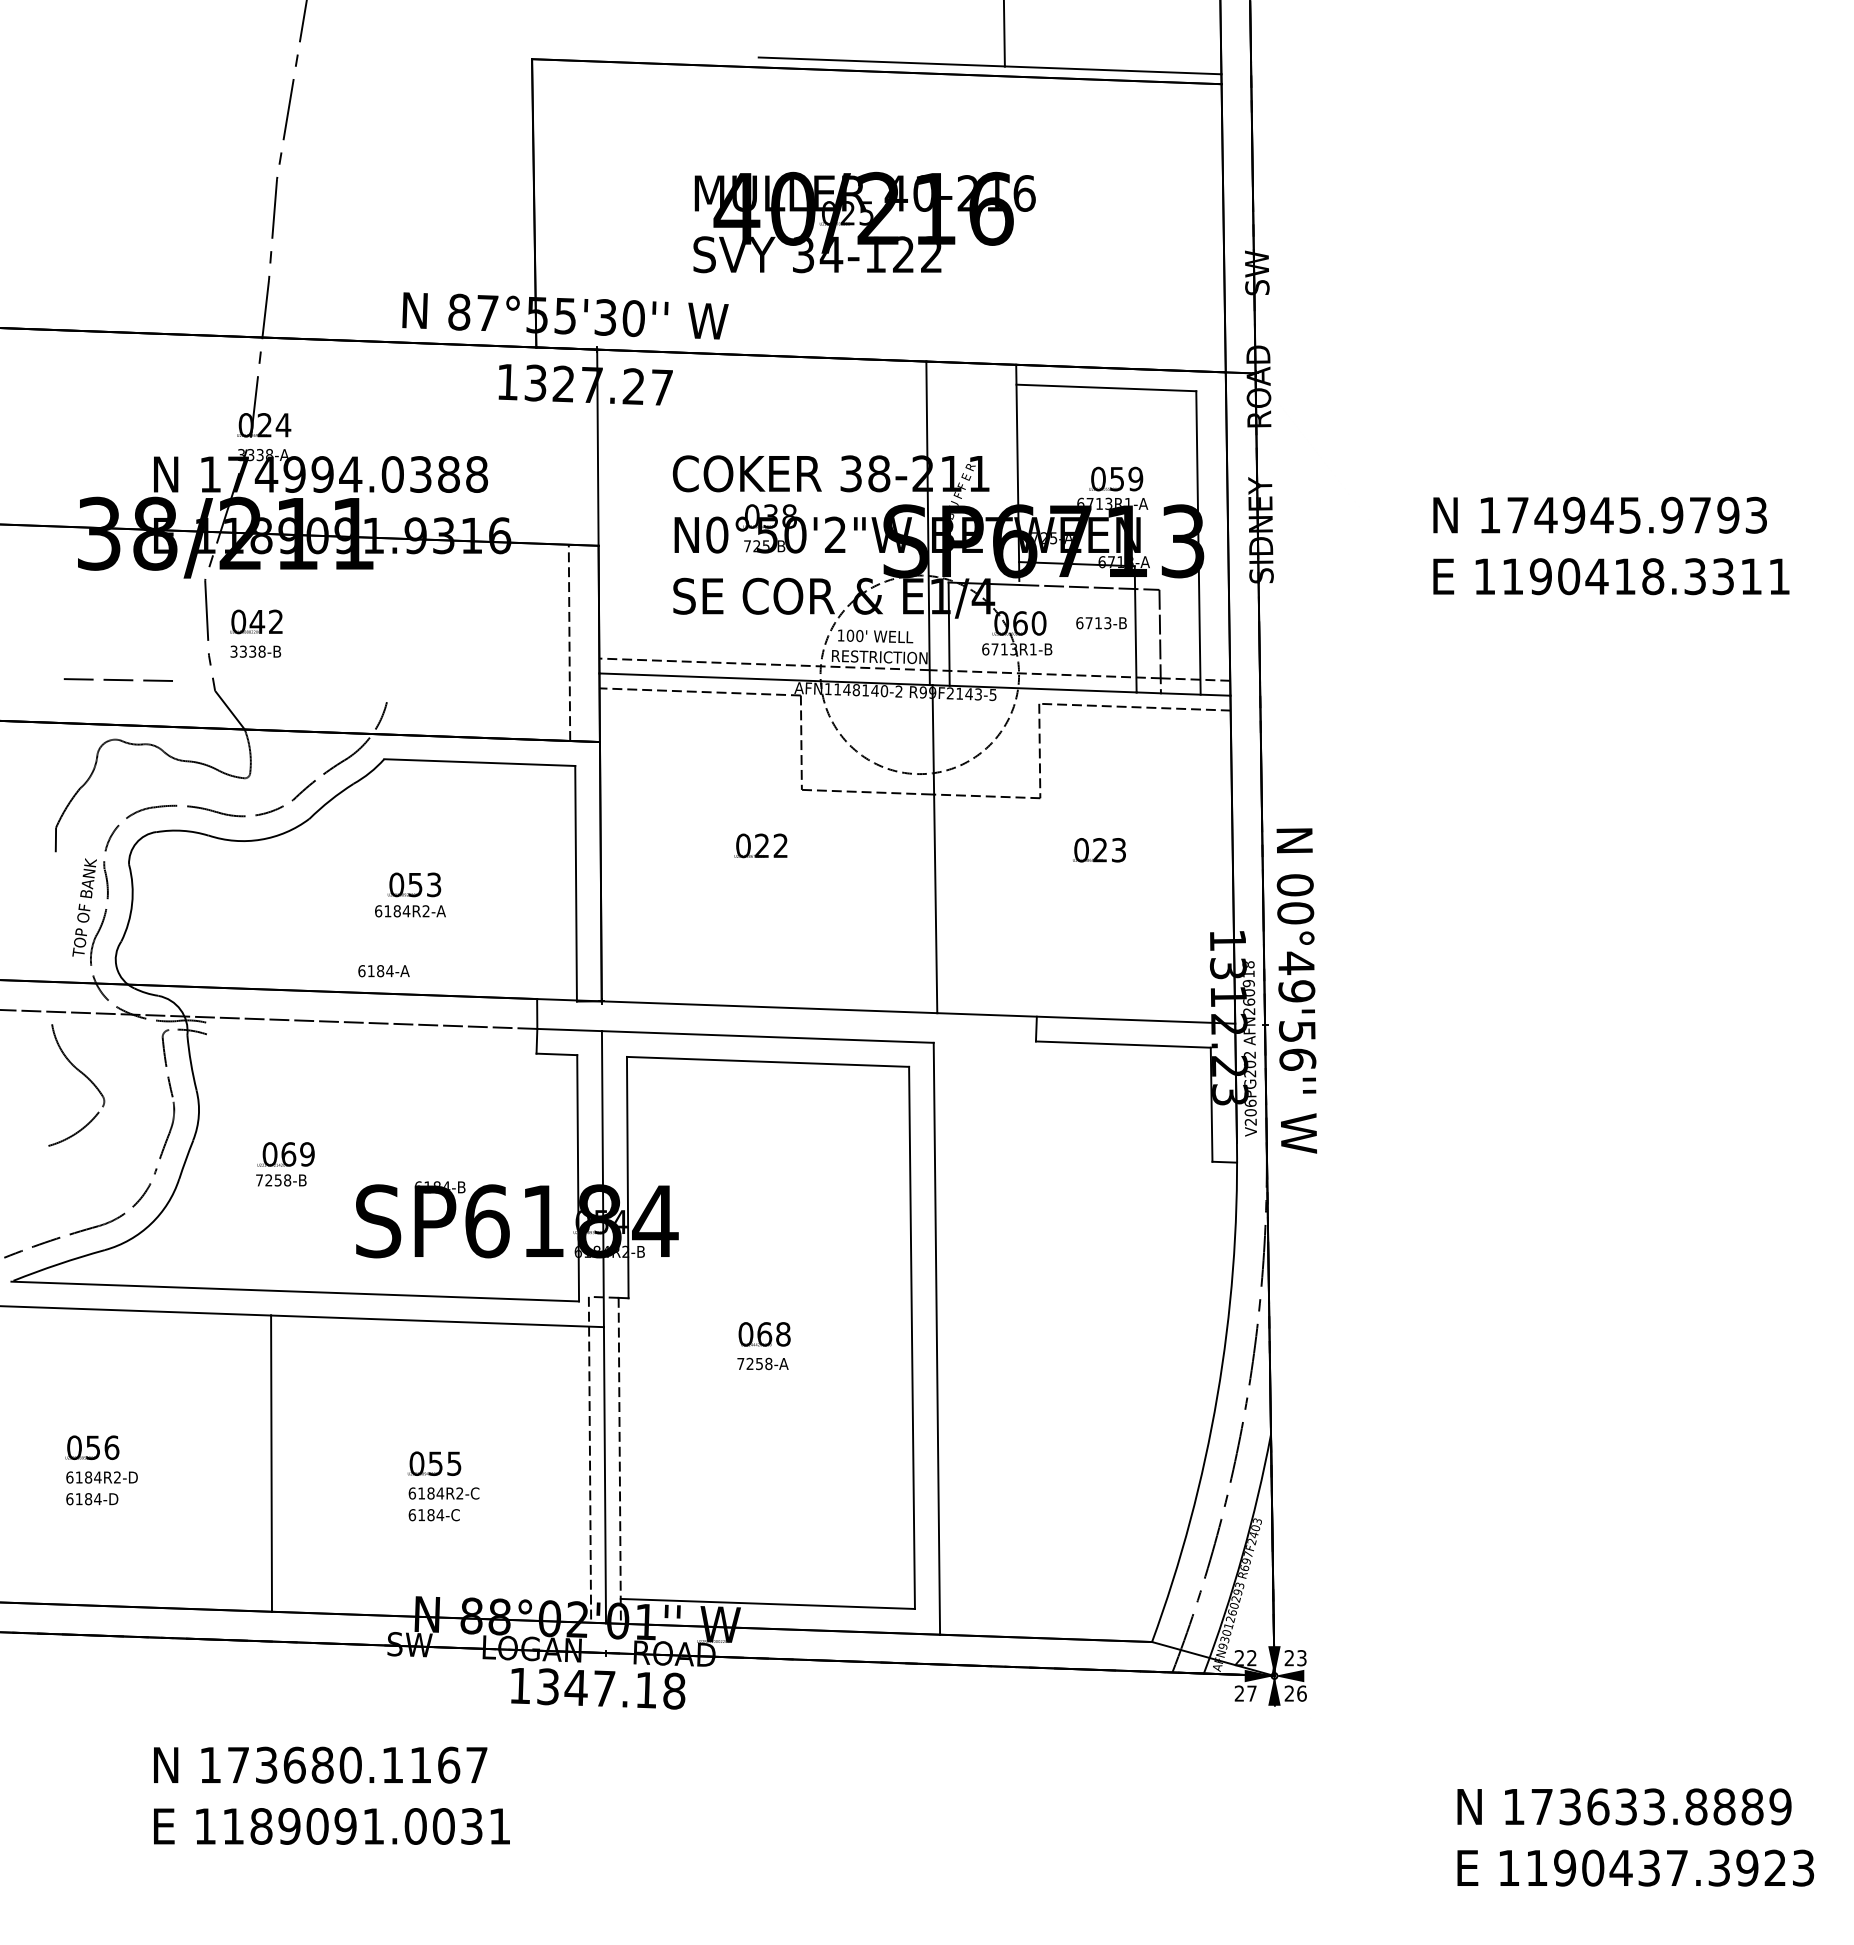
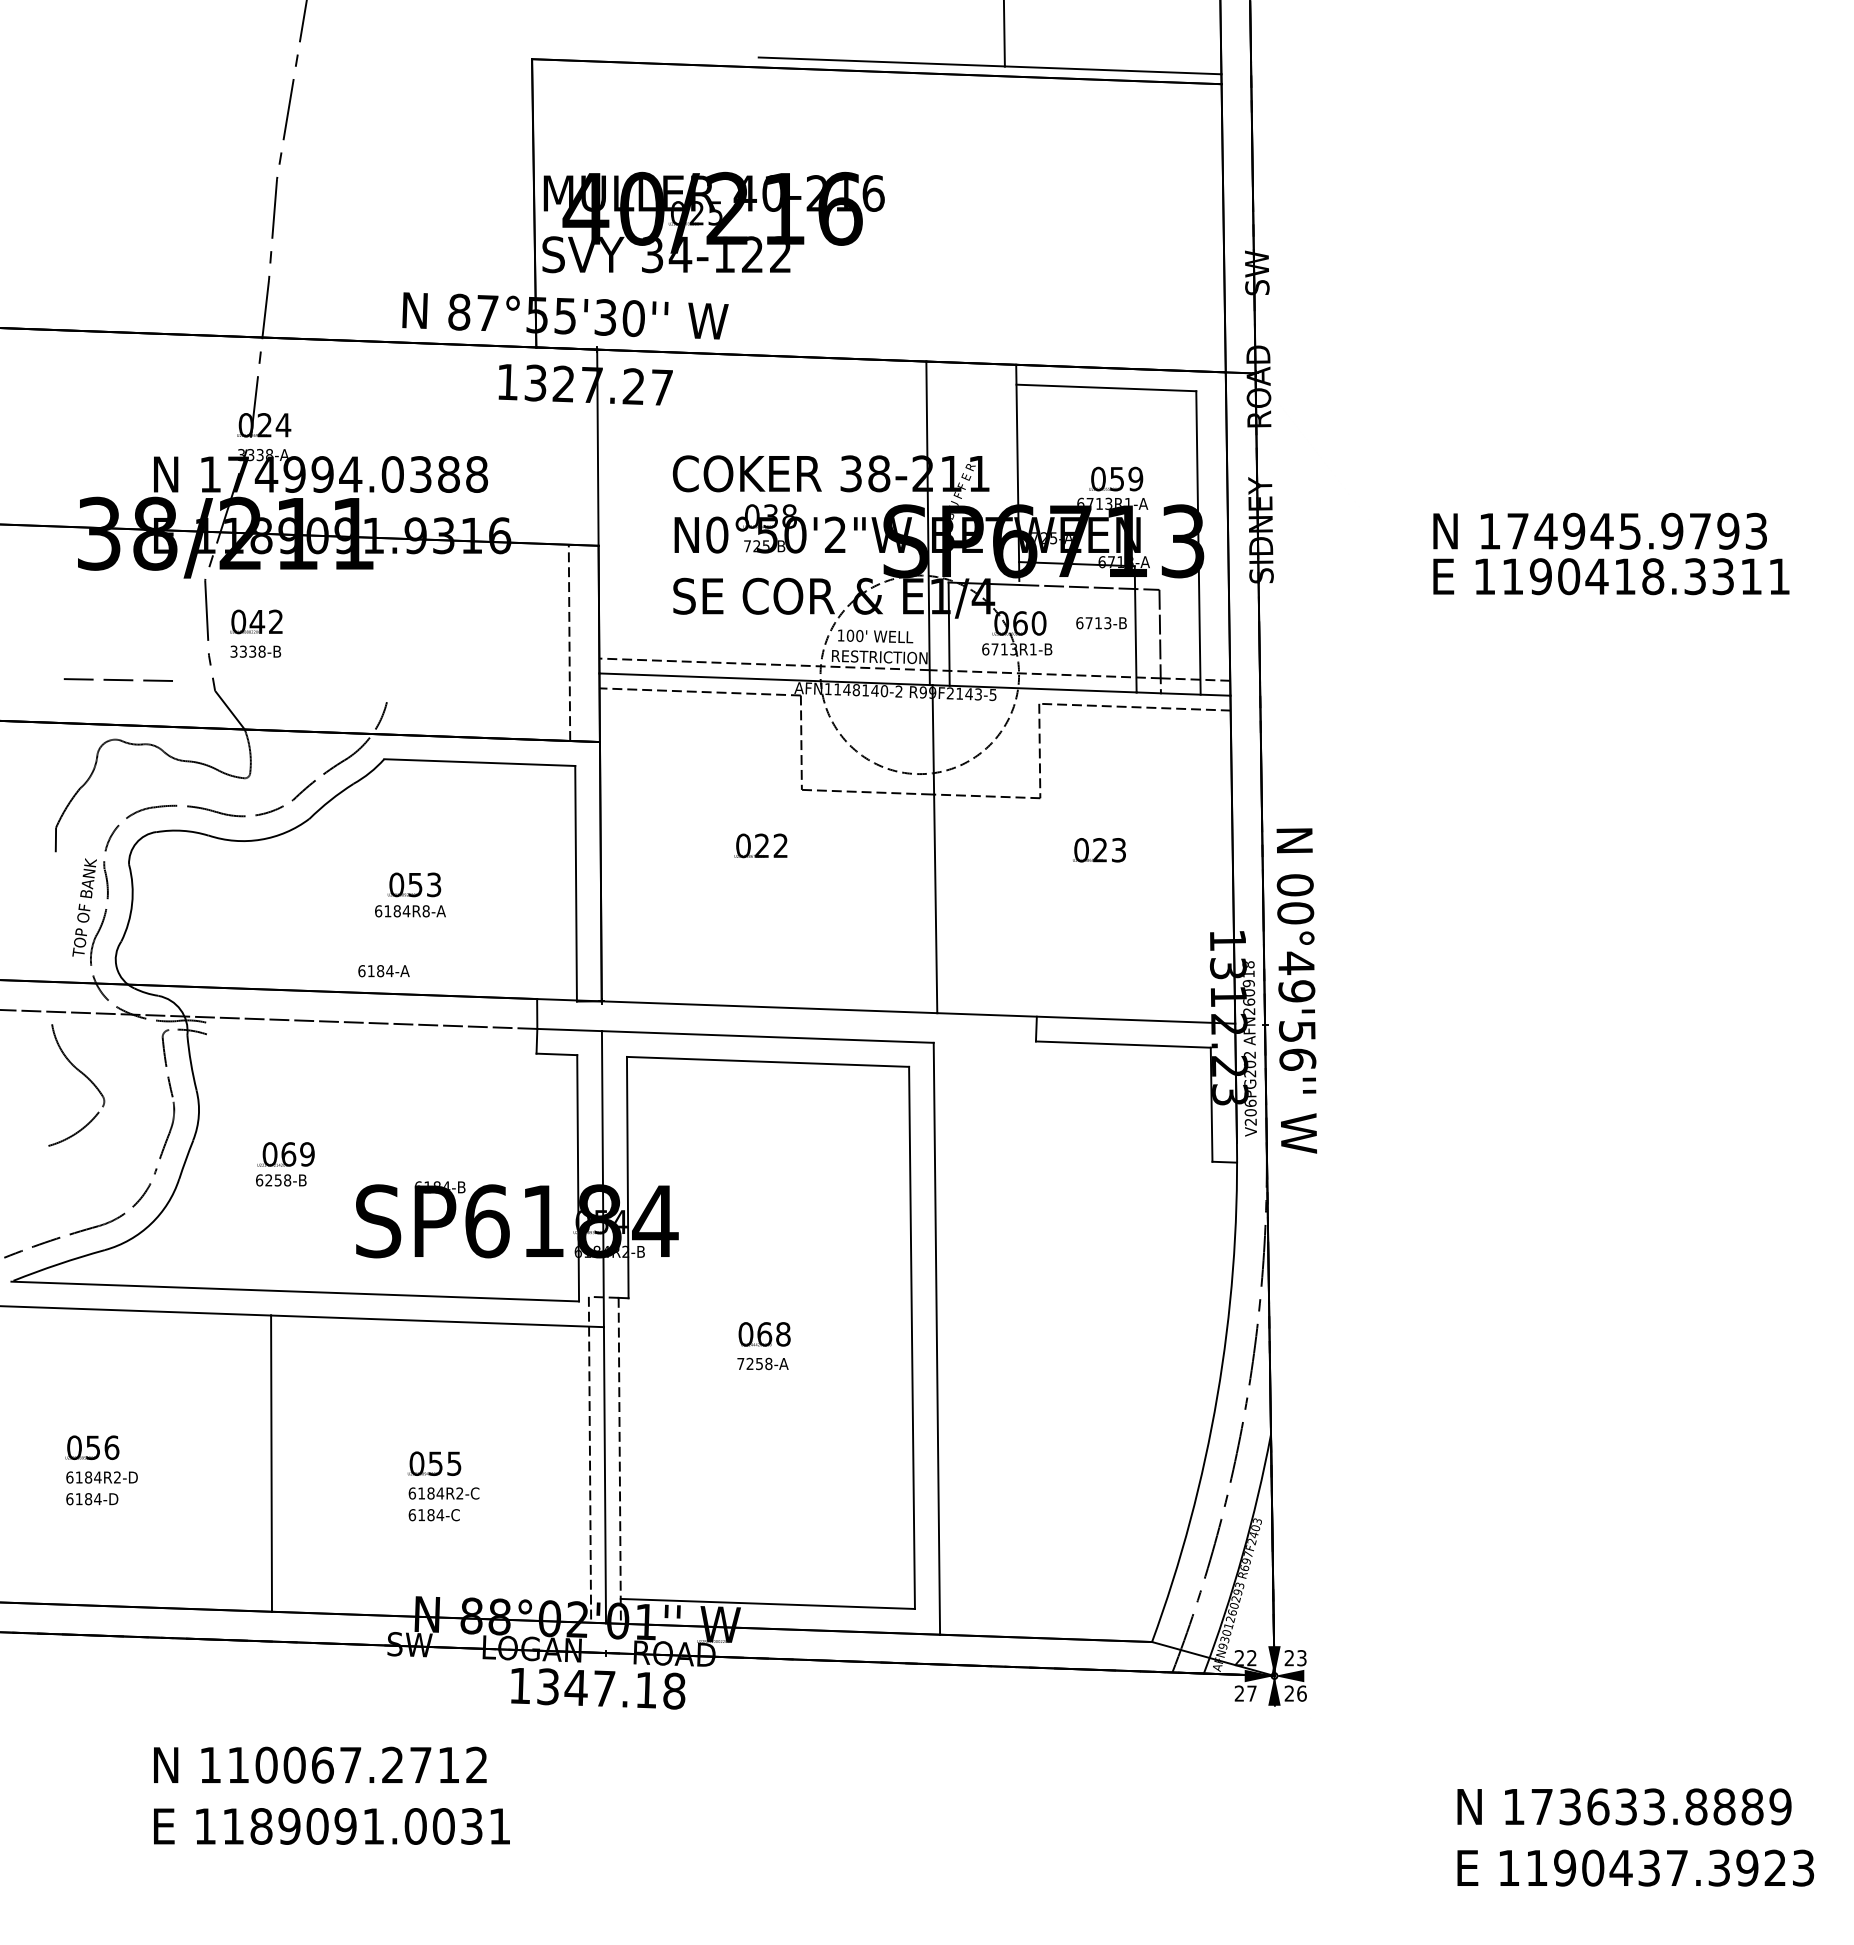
text position: (864, 222) -> (713, 222) (713, 222)
text position: (1599, 514) -> (1599, 530) (1599, 530)
text: 6184R2-A -> 6184R8-A (425, 911)
text: 7258-B -> 6258-B (259, 1180)
text: 173680.1167 -> 110067.2712 (357, 1764)
